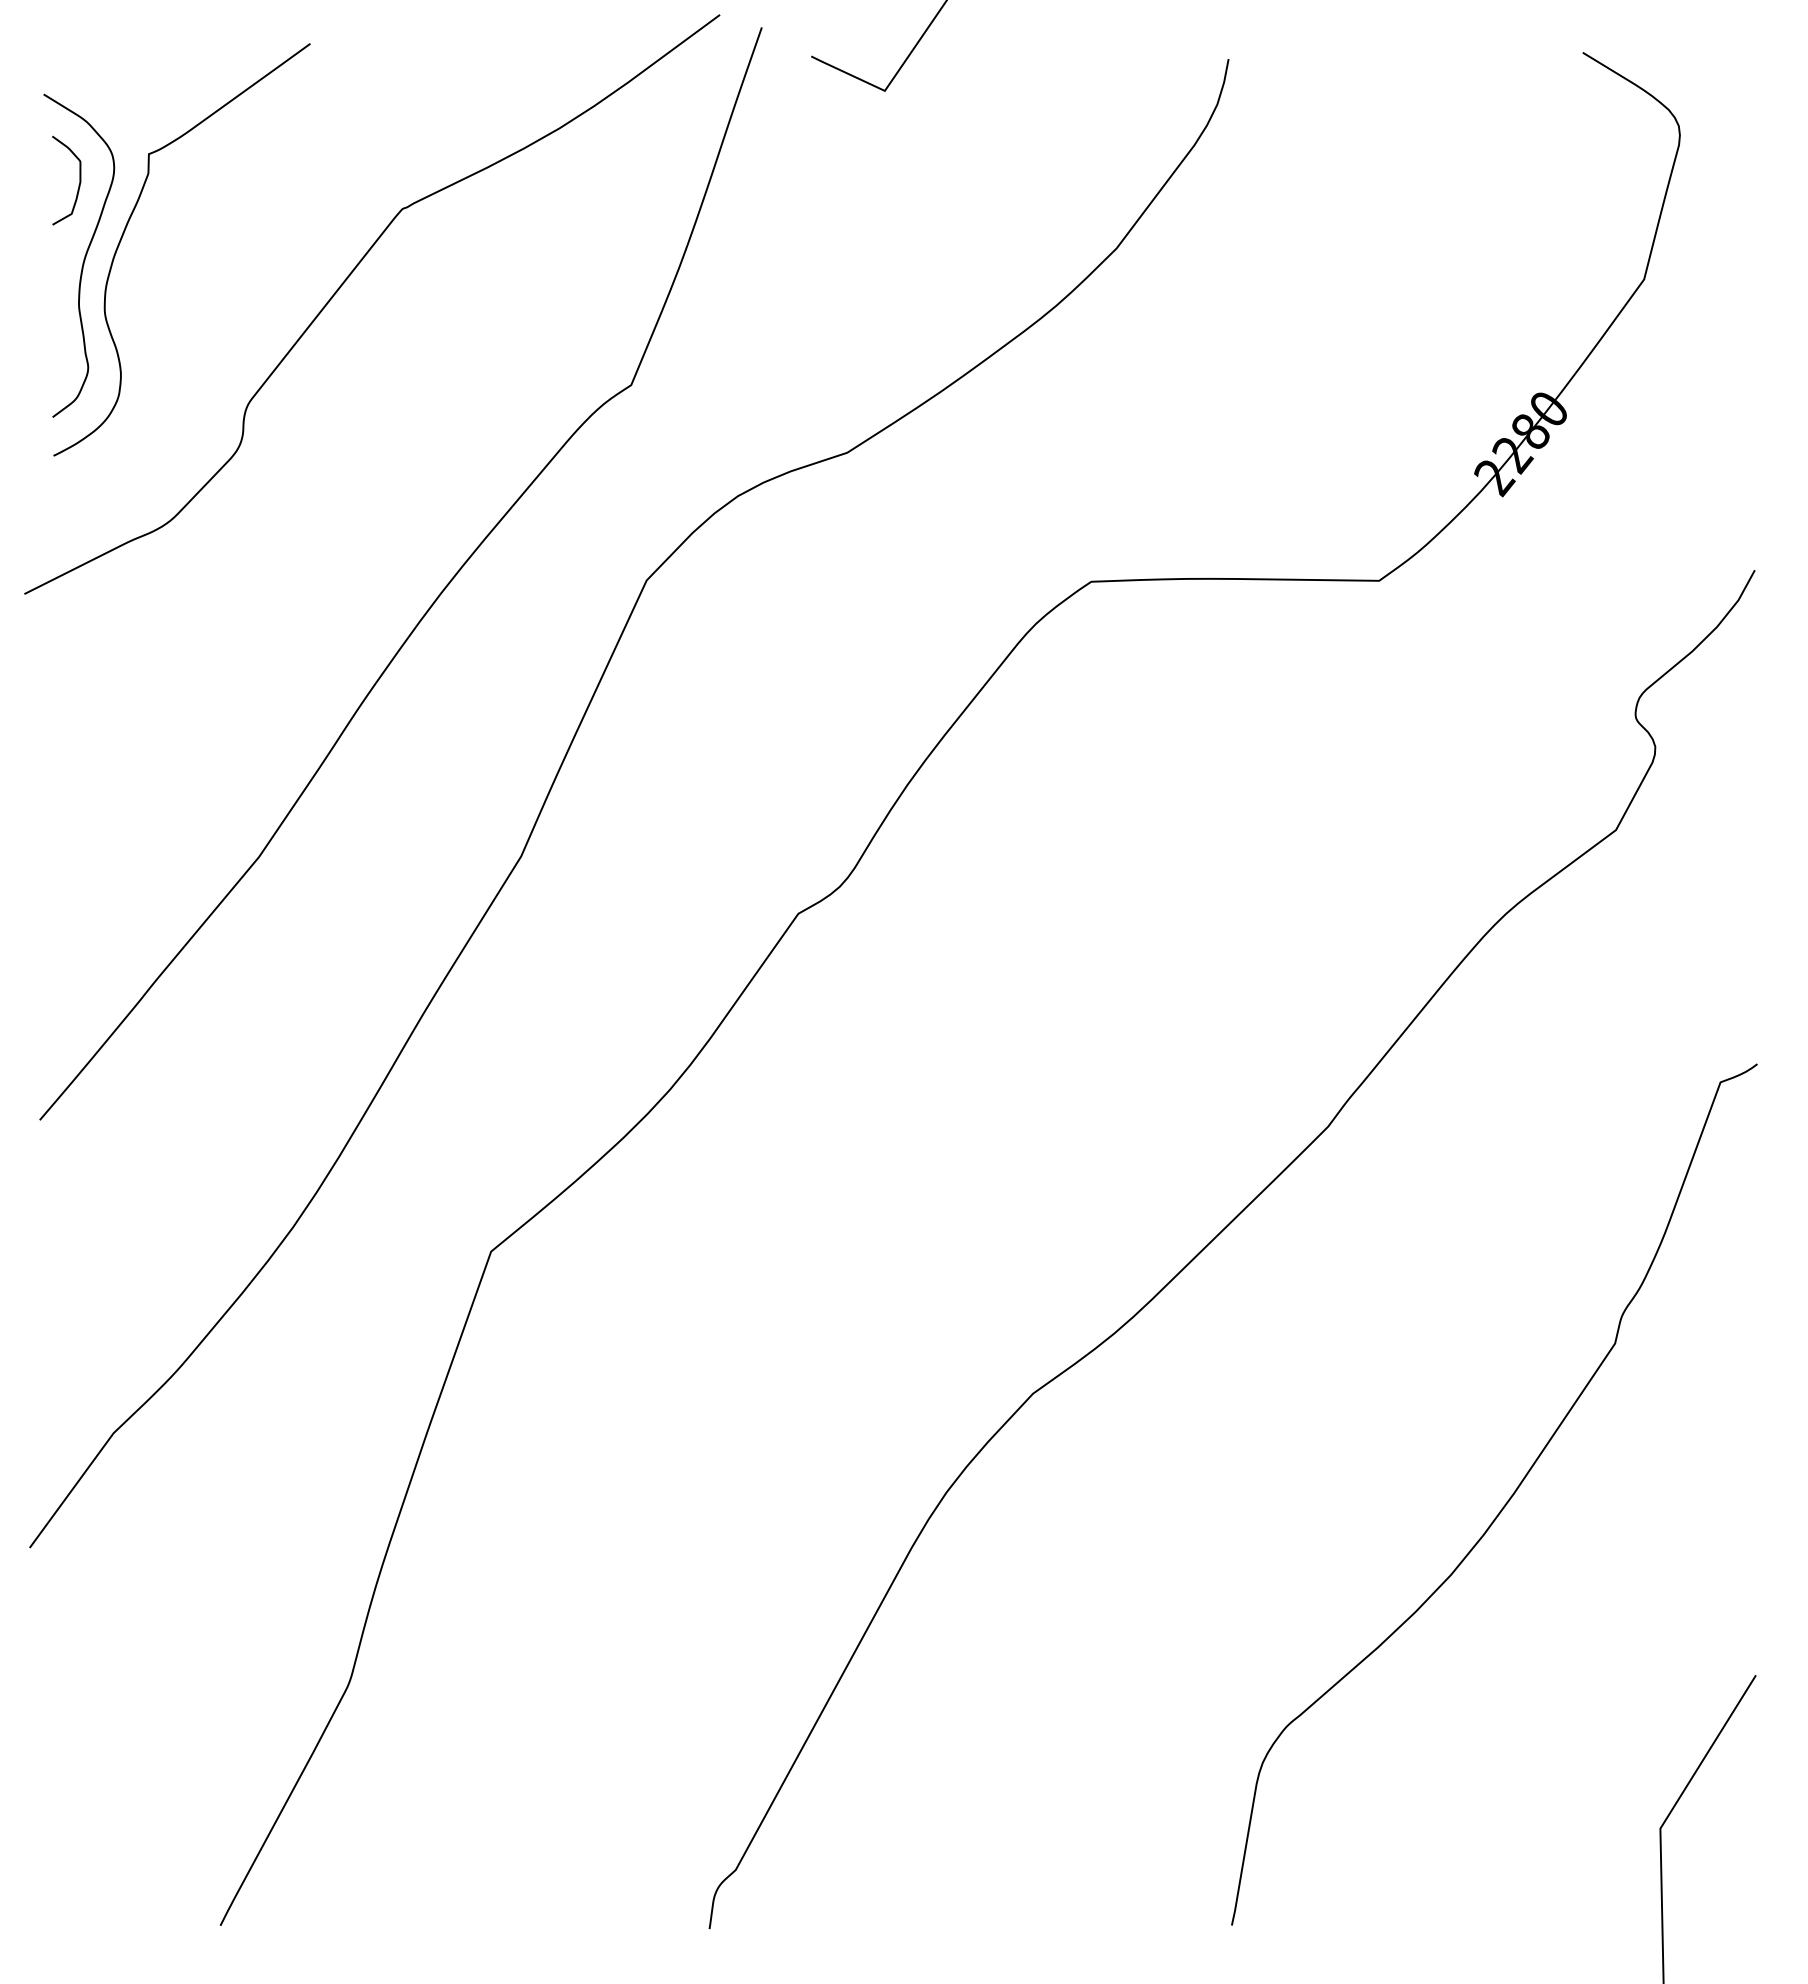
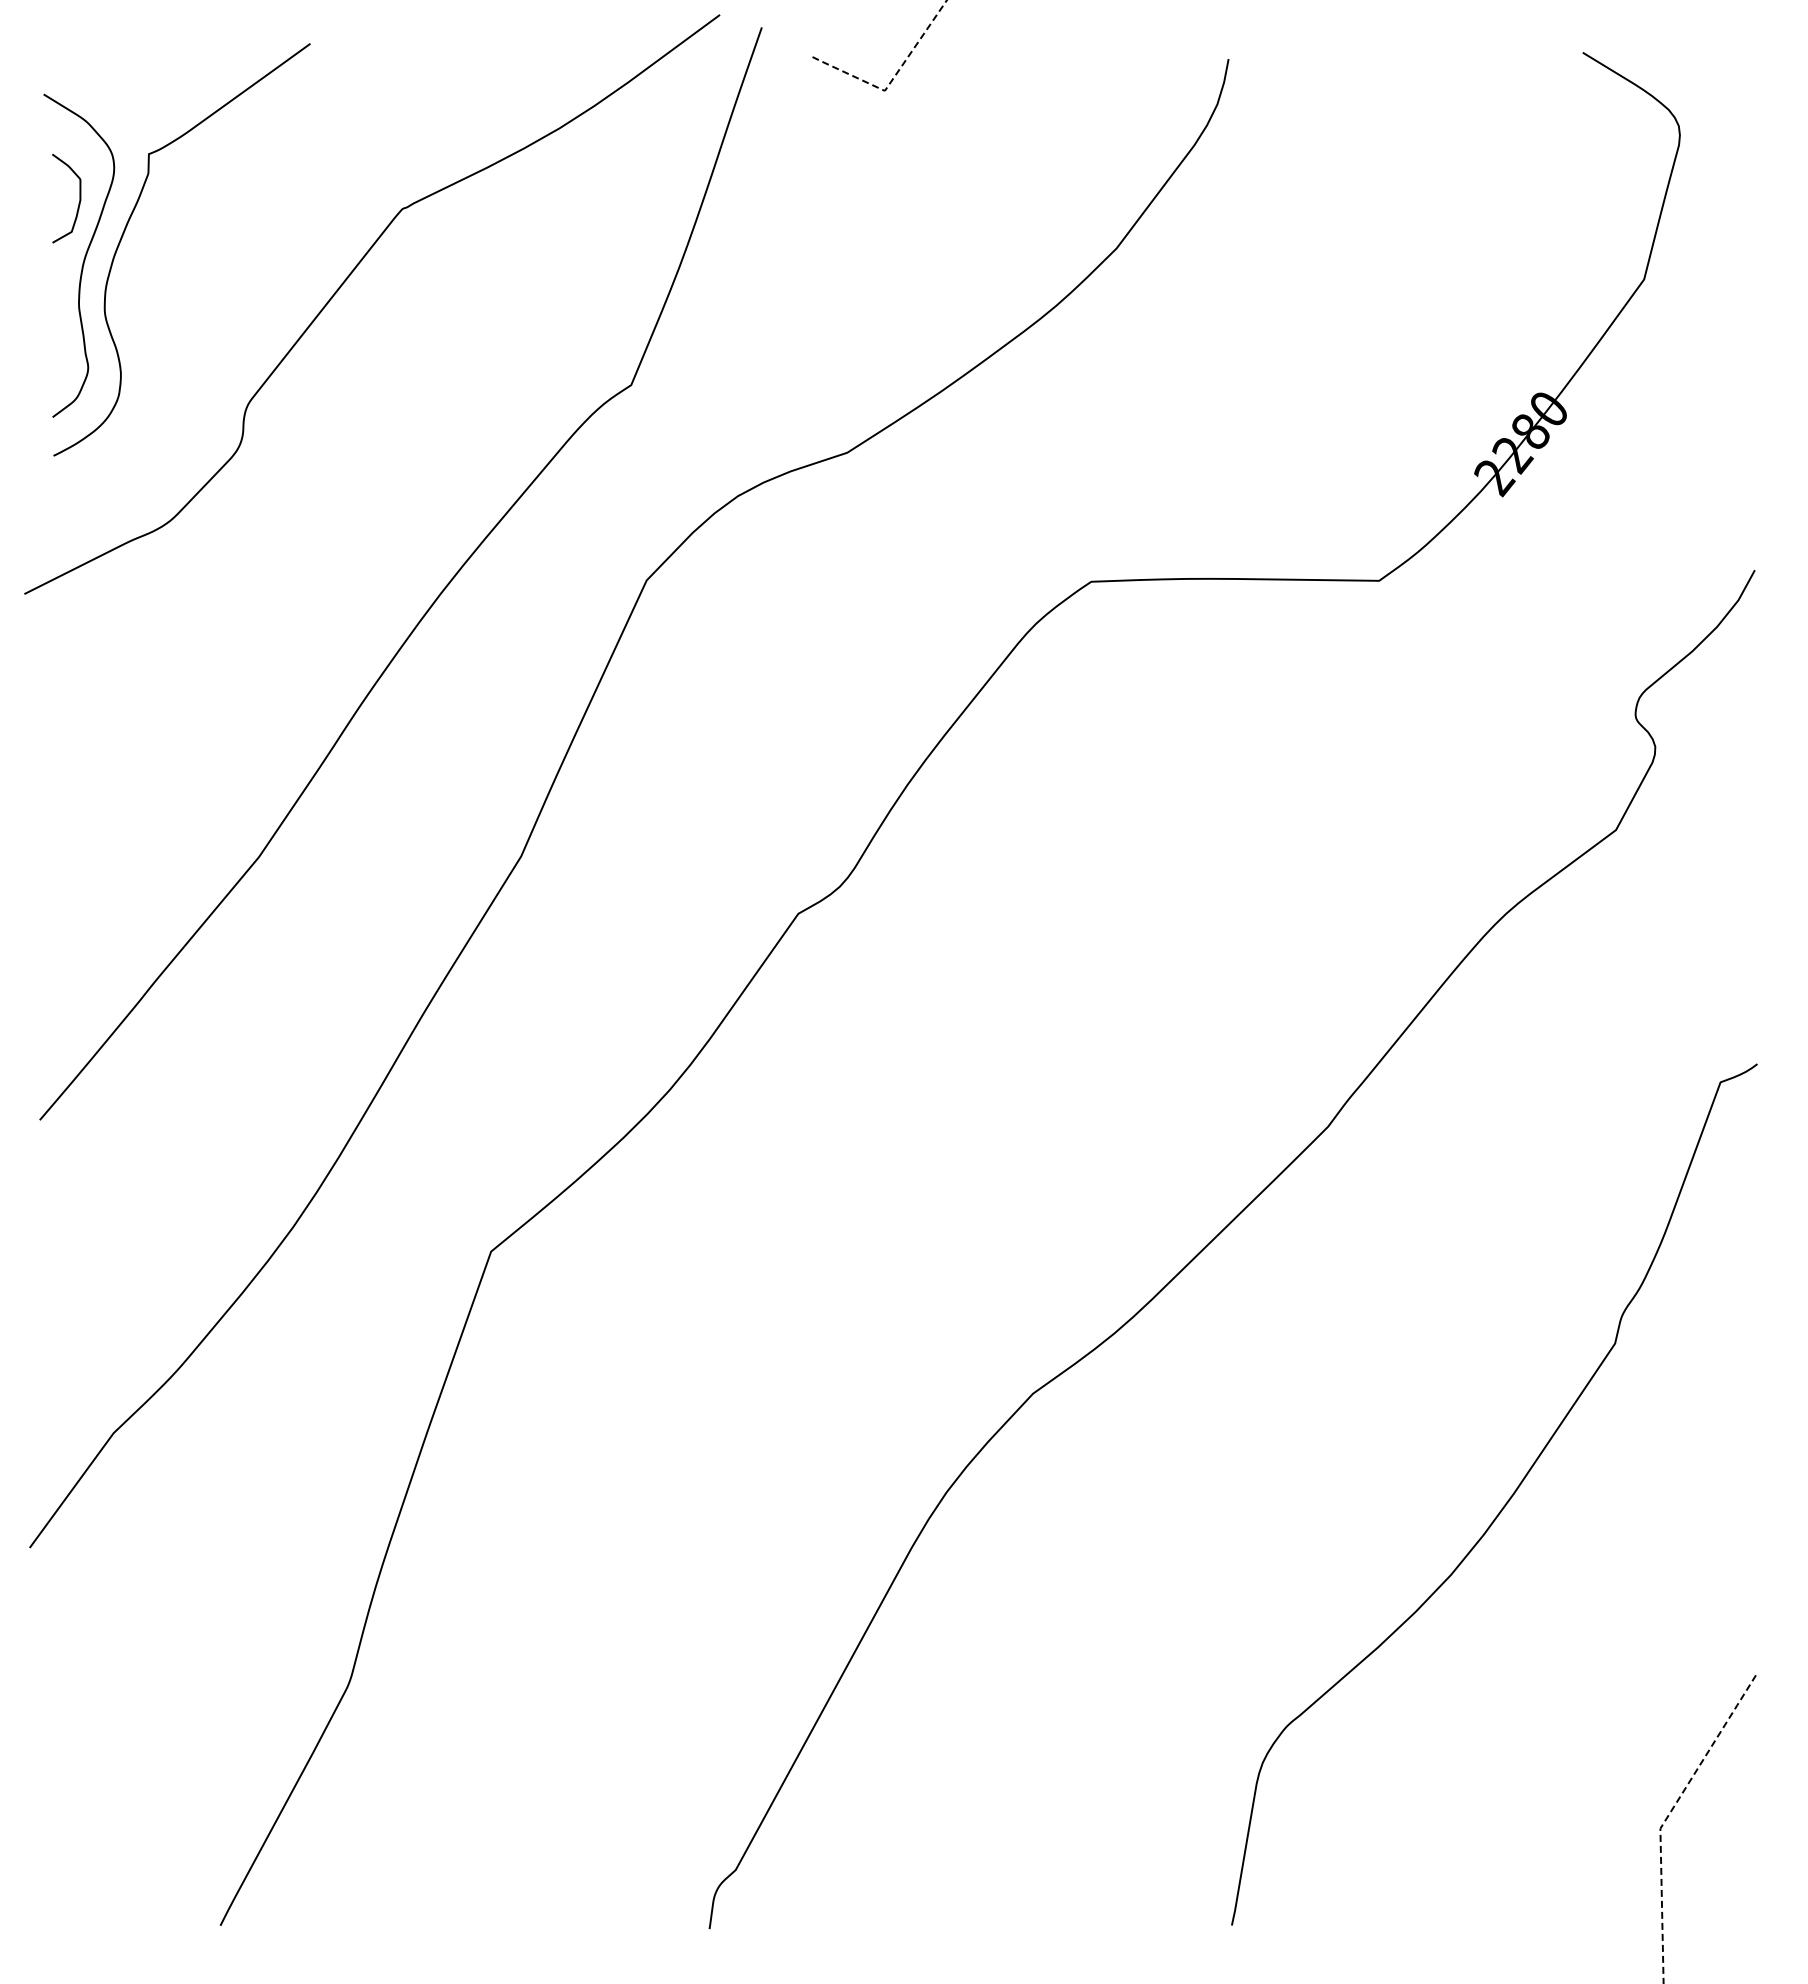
line: solid -> dashed (892, 80)
curve position: (79, 180) -> (79, 198) (79, 198)
line: solid -> dashed (1667, 1817)
